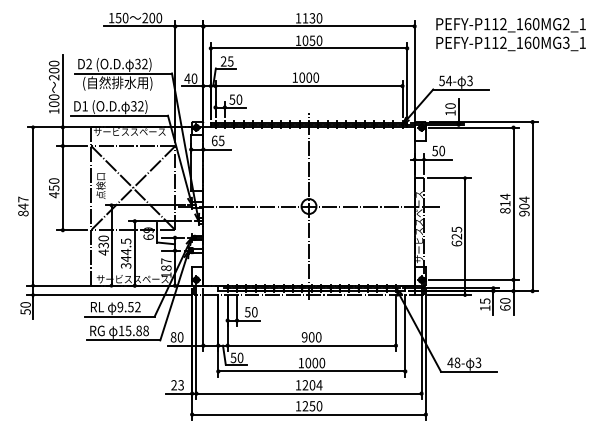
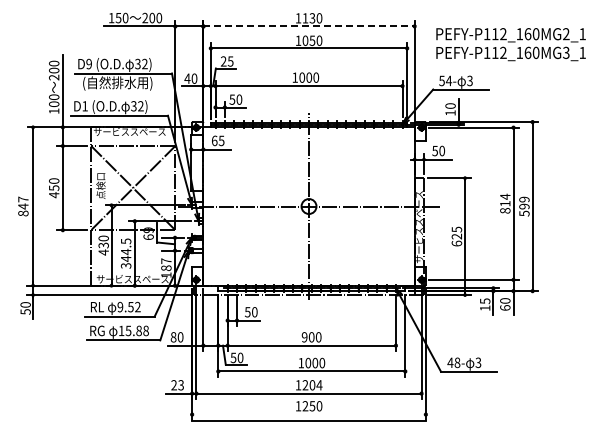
line: solid -> dashed (309, 26)
text position: (510, 34) -> (510, 44) (510, 44)
text: D2 -> D9 (88, 64)
text: 904 -> 599 (524, 206)
line position: (308, 414) -> (308, 420) (308, 420)
